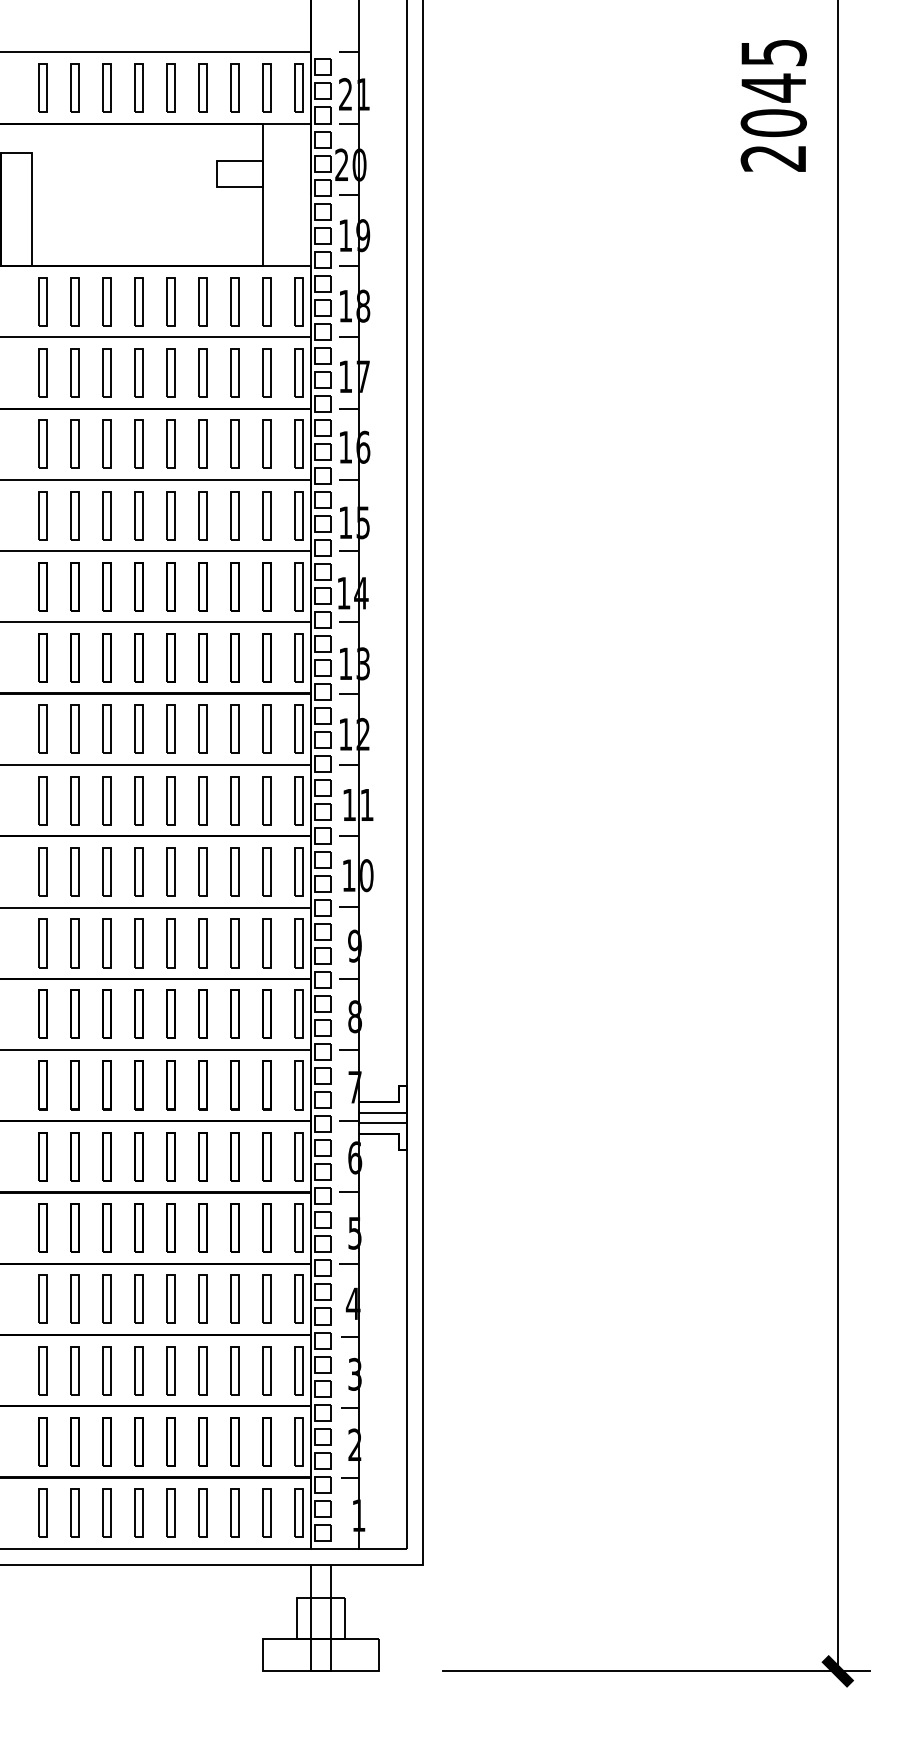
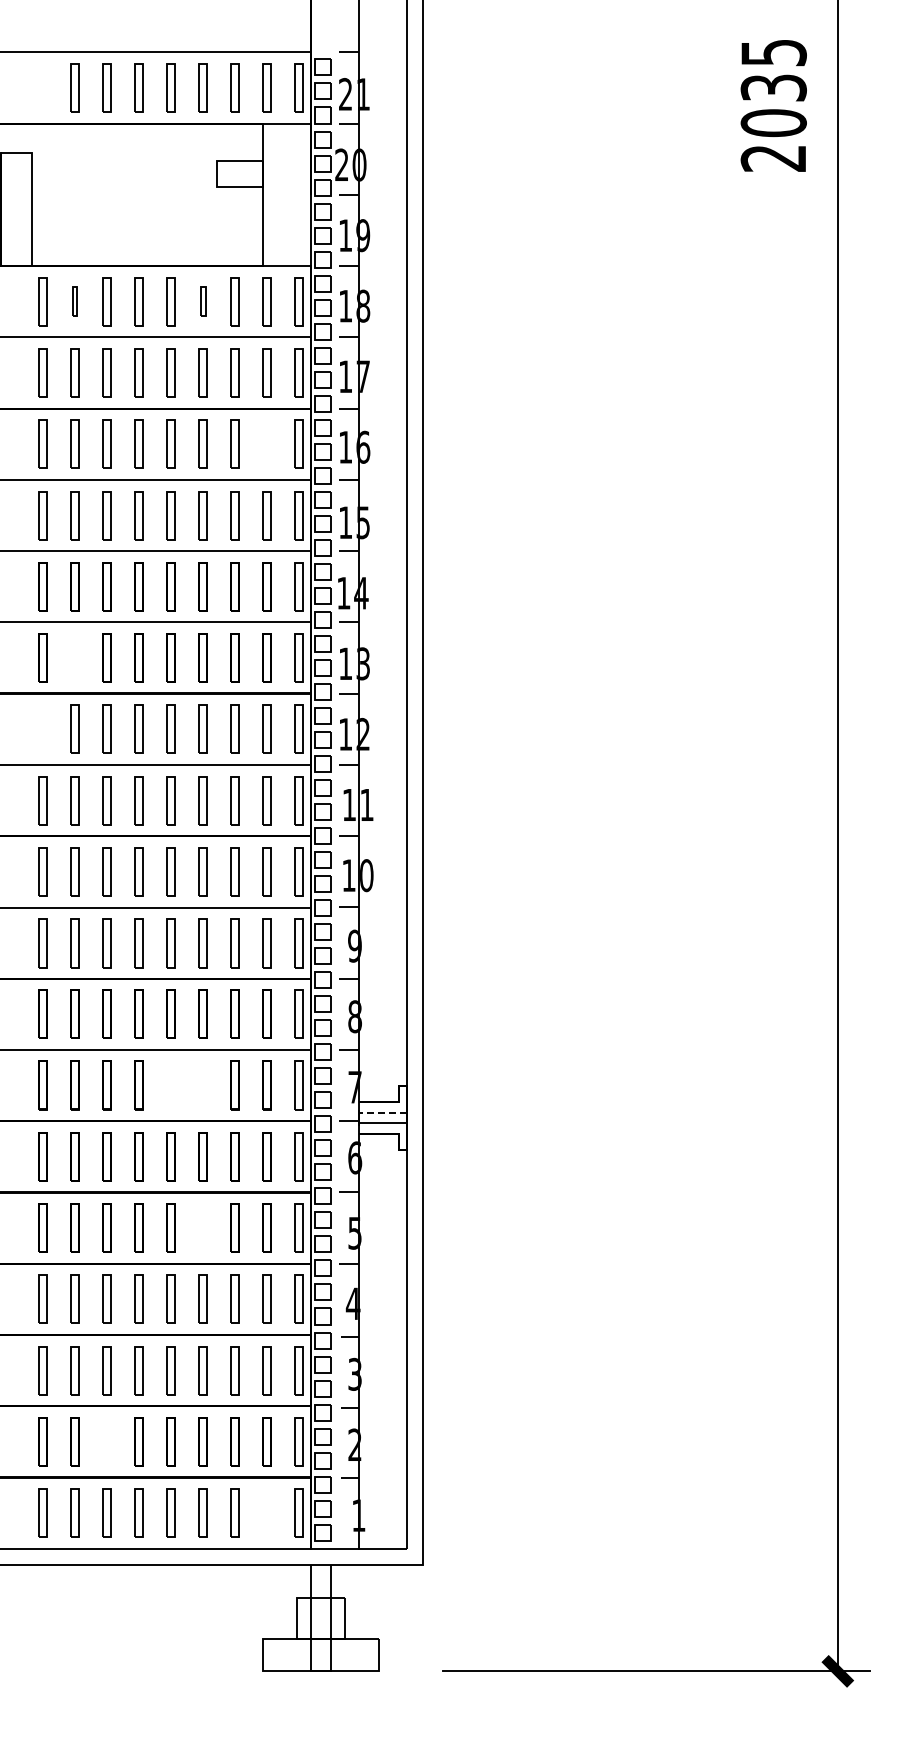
part: present -> none (42, 87)
text: 2045 -> 2035 (773, 87)
part size: 10x50 px -> 6x31 px (74, 301)
part size: 10x50 px -> 7x31 px (203, 301)
part: present -> none (266, 443)
part: present -> none (74, 657)
part: present -> none (42, 728)
part: present -> none (170, 1085)
part: present -> none (202, 1085)
line: solid -> dashed (380, 1113)
part: present -> none (202, 1227)
part: present -> none (106, 1441)
part: present -> none (266, 1512)
